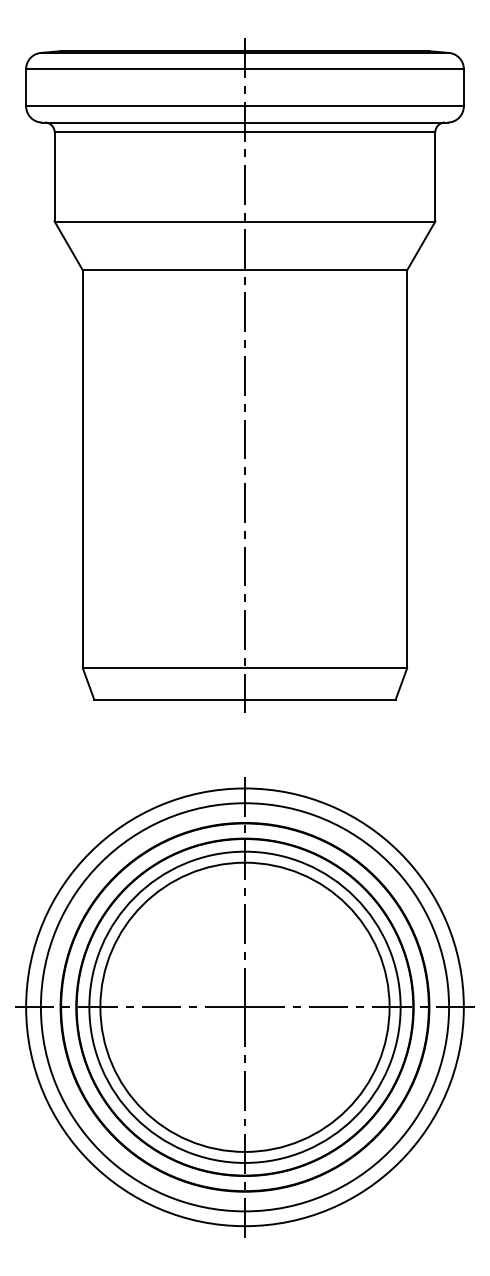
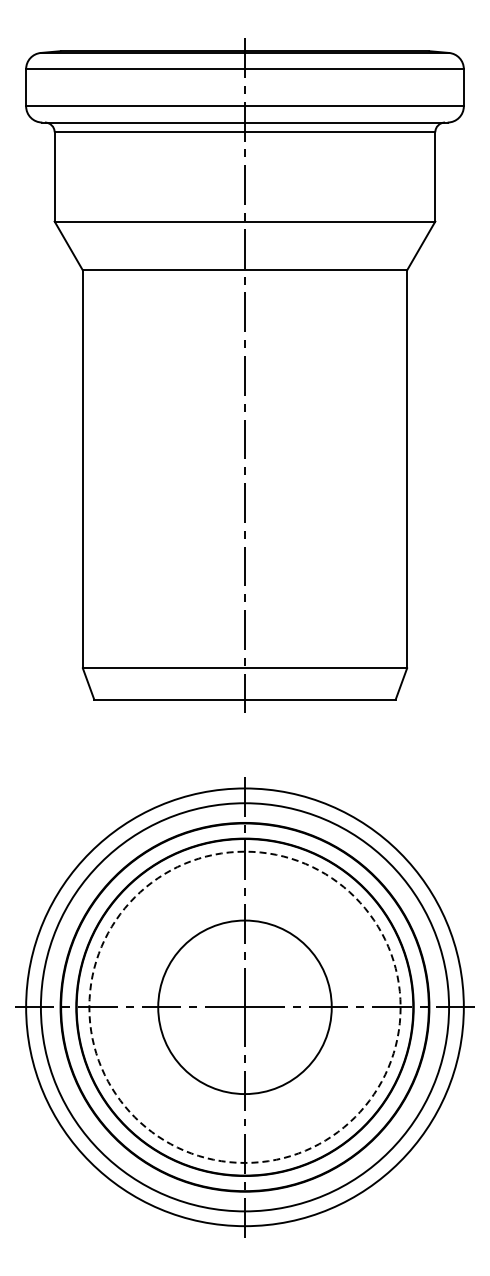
circle diameter: 289 px -> 174 px (244, 1007)
circle: solid -> dashed (244, 1006)
